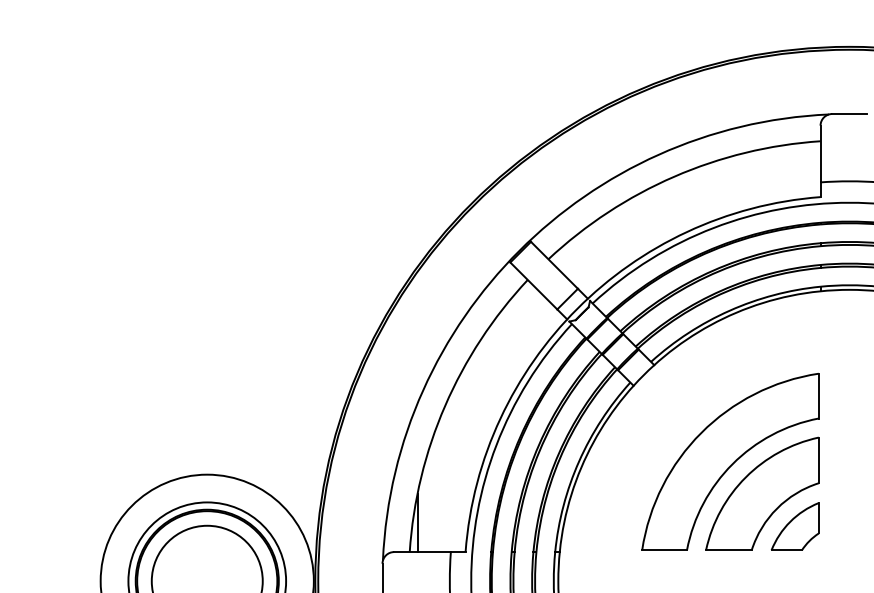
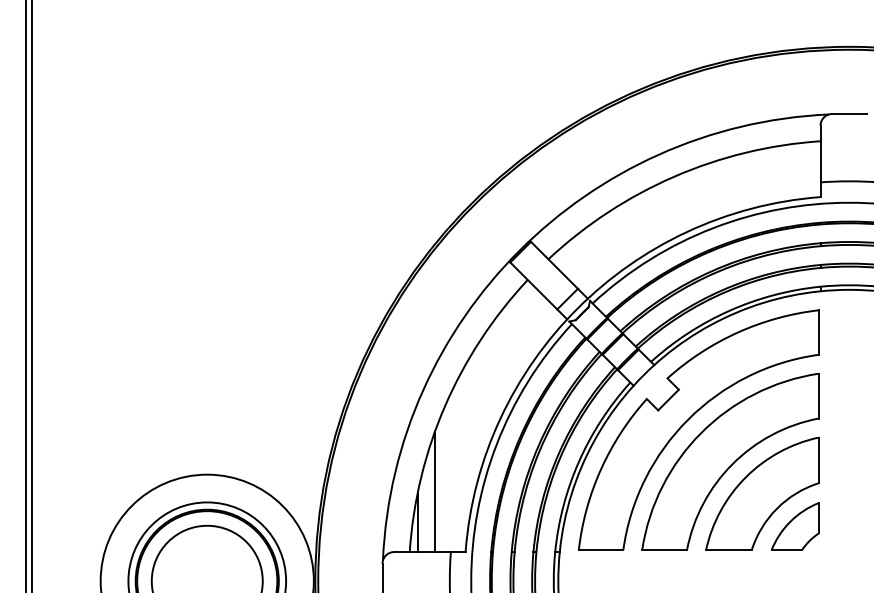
line: none -> present (26, 295)
line: none -> present (32, 295)
part: none -> present (689, 419)
line: none -> present (435, 491)
